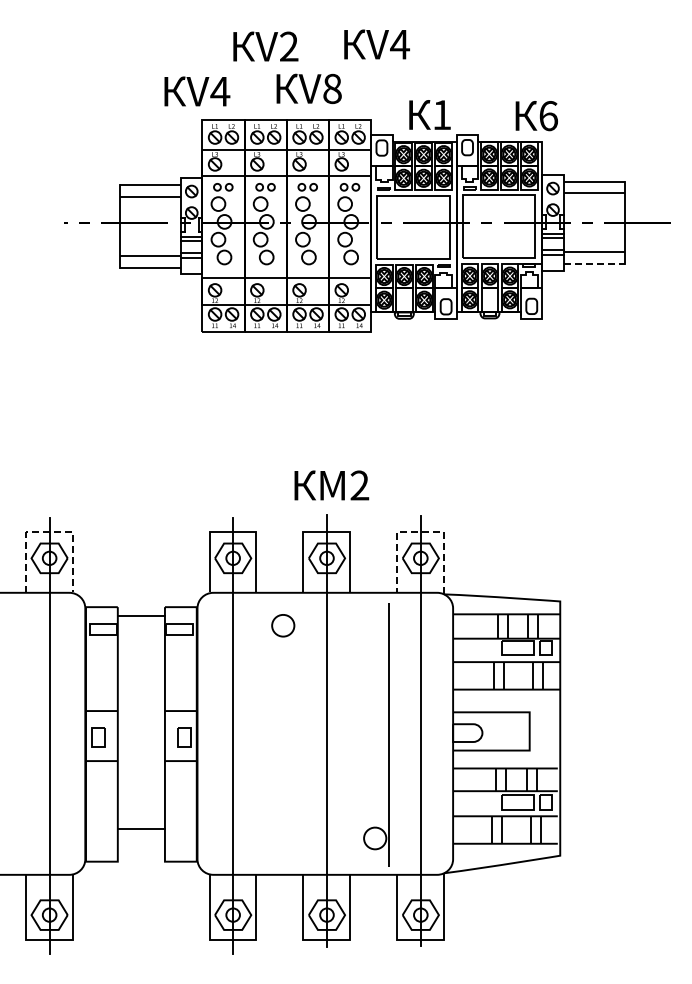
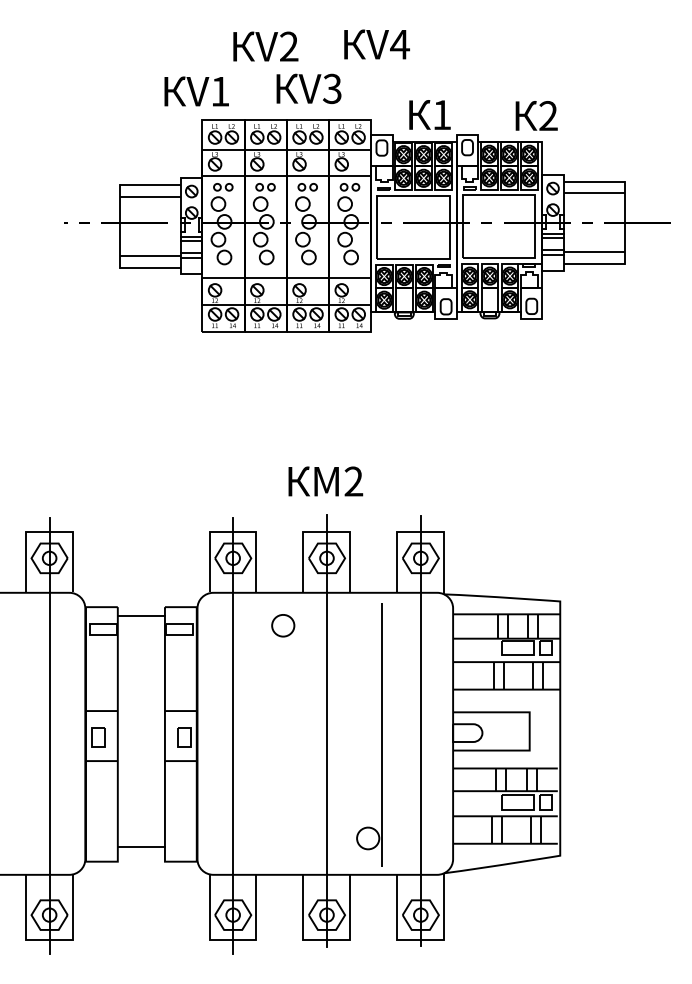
text: V8 -> V3 (332, 88)
text: V4 -> V1 (220, 91)
text: 6 -> 2 (548, 116)
line: dashed -> solid (594, 263)
text position: (331, 485) -> (325, 481) (325, 481)
line: dashed -> solid (50, 532)
line: dashed -> solid (421, 532)
part position: (388, 734) -> (381, 734) (381, 734)
line position: (140, 828) -> (140, 846) (140, 846)
